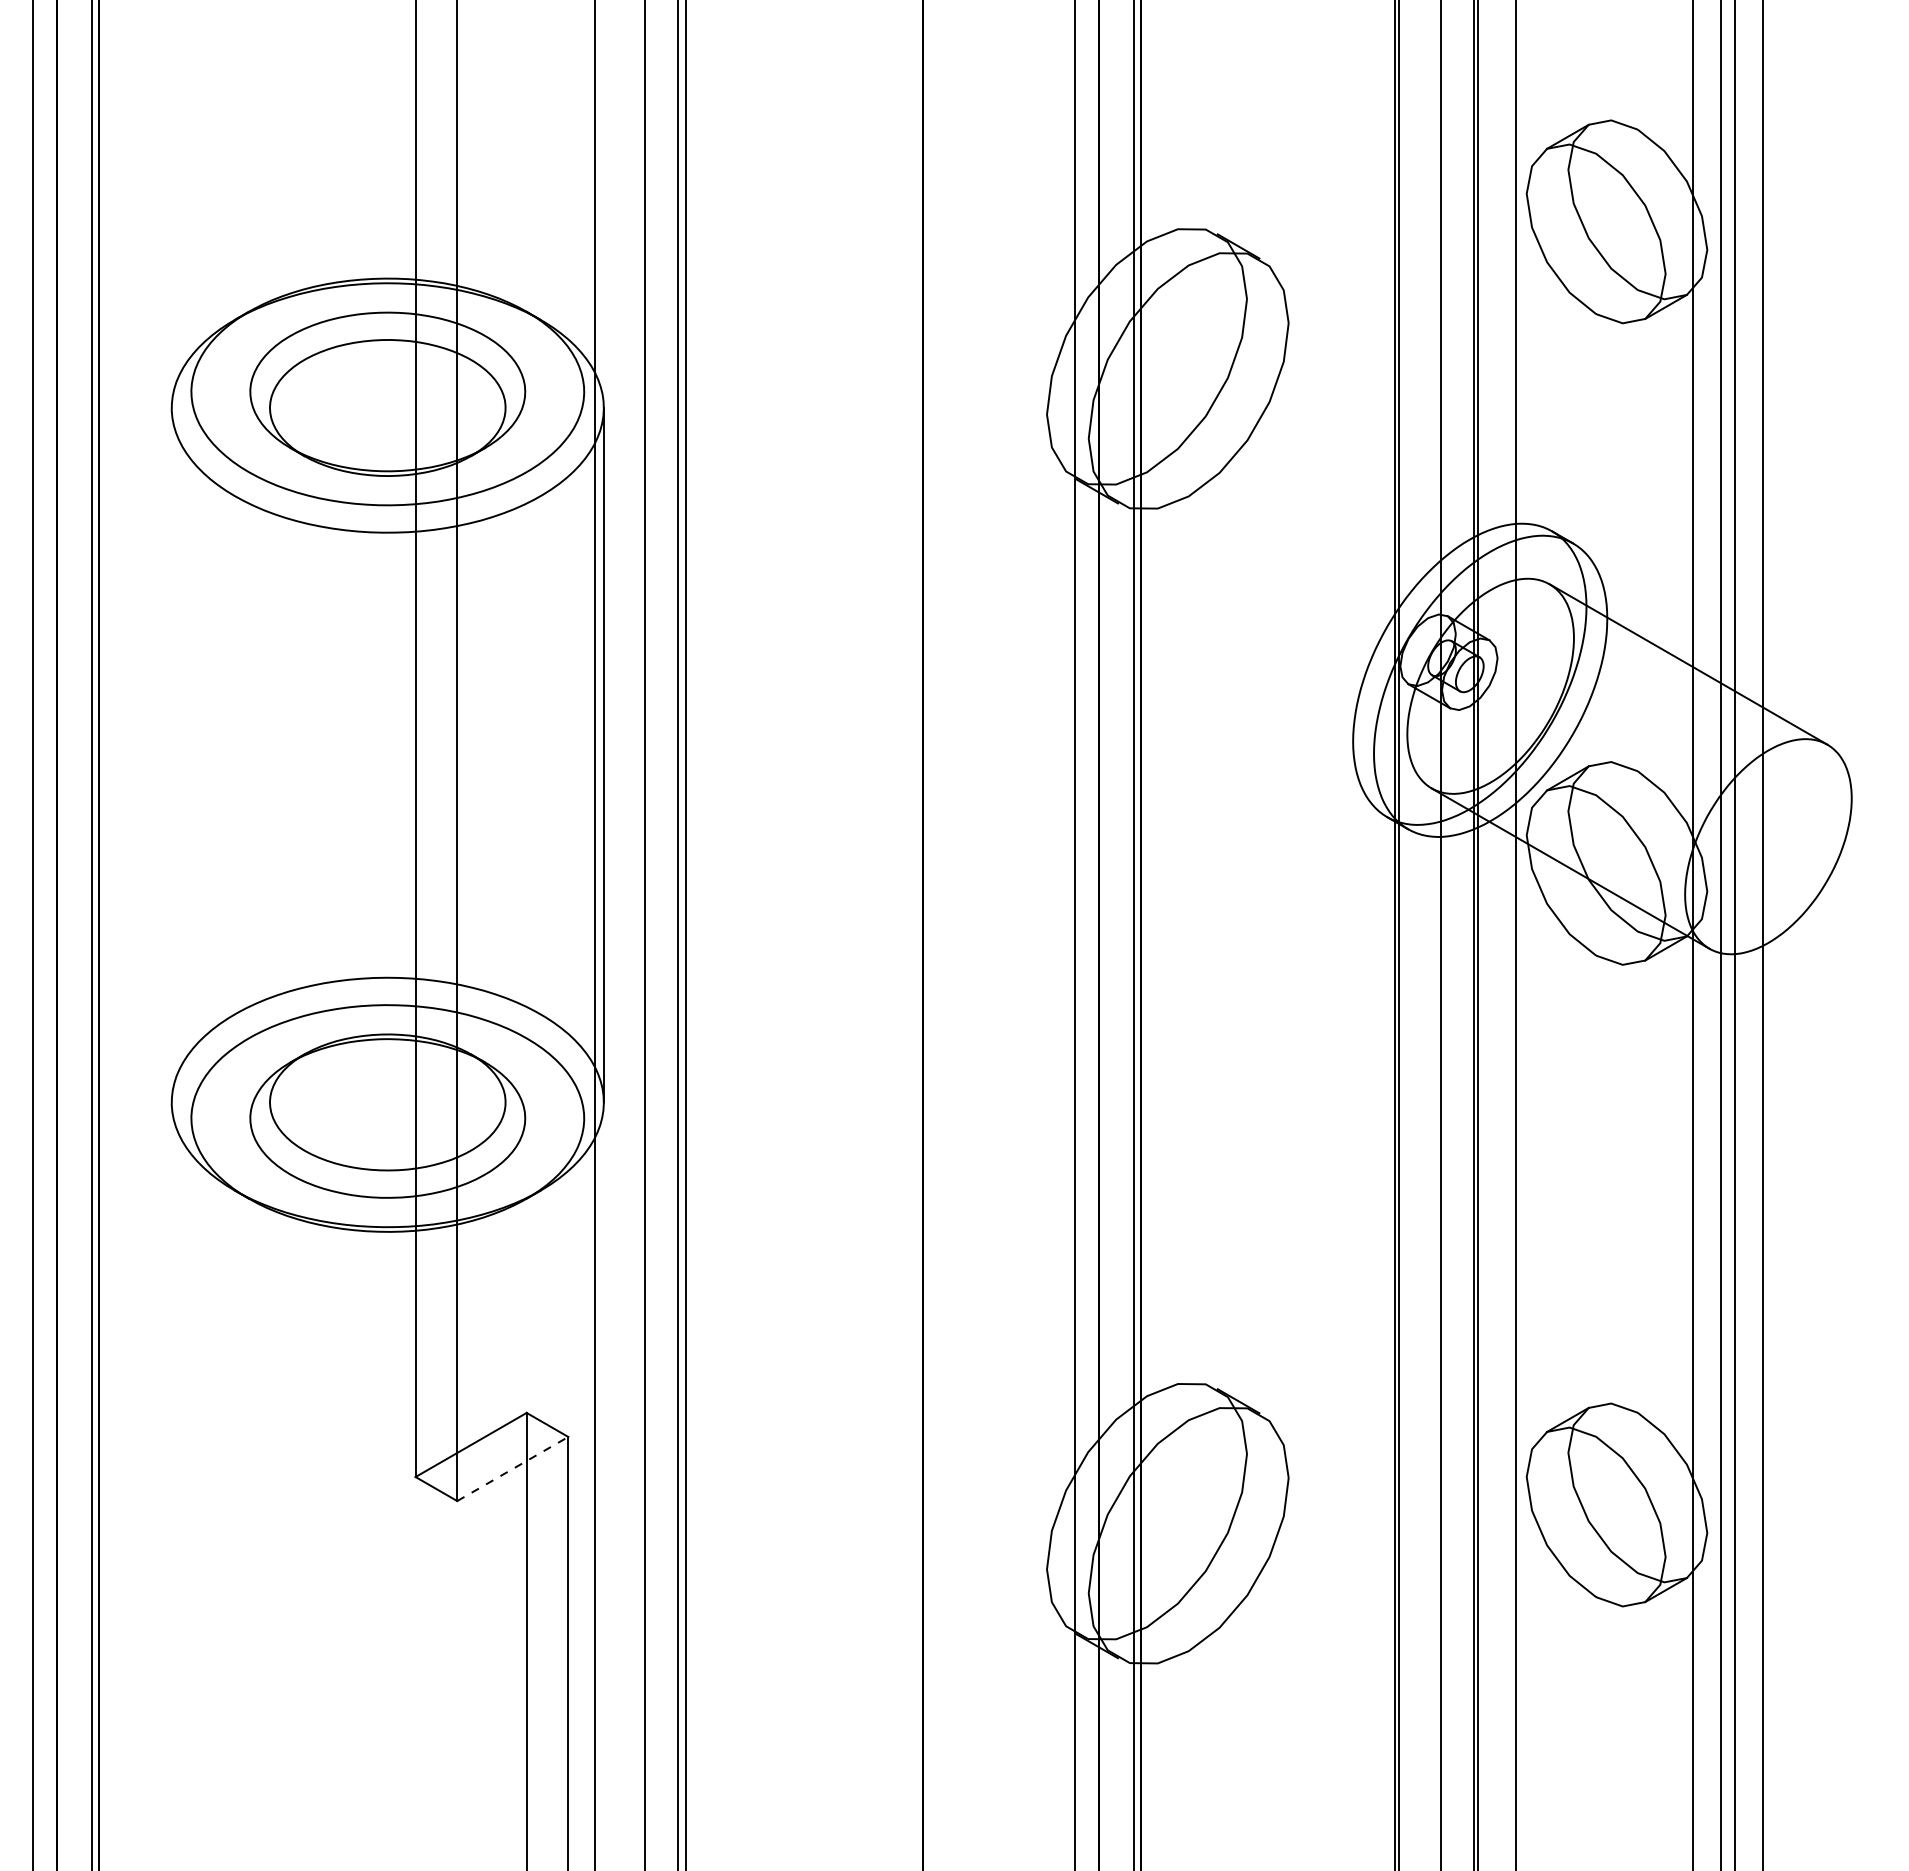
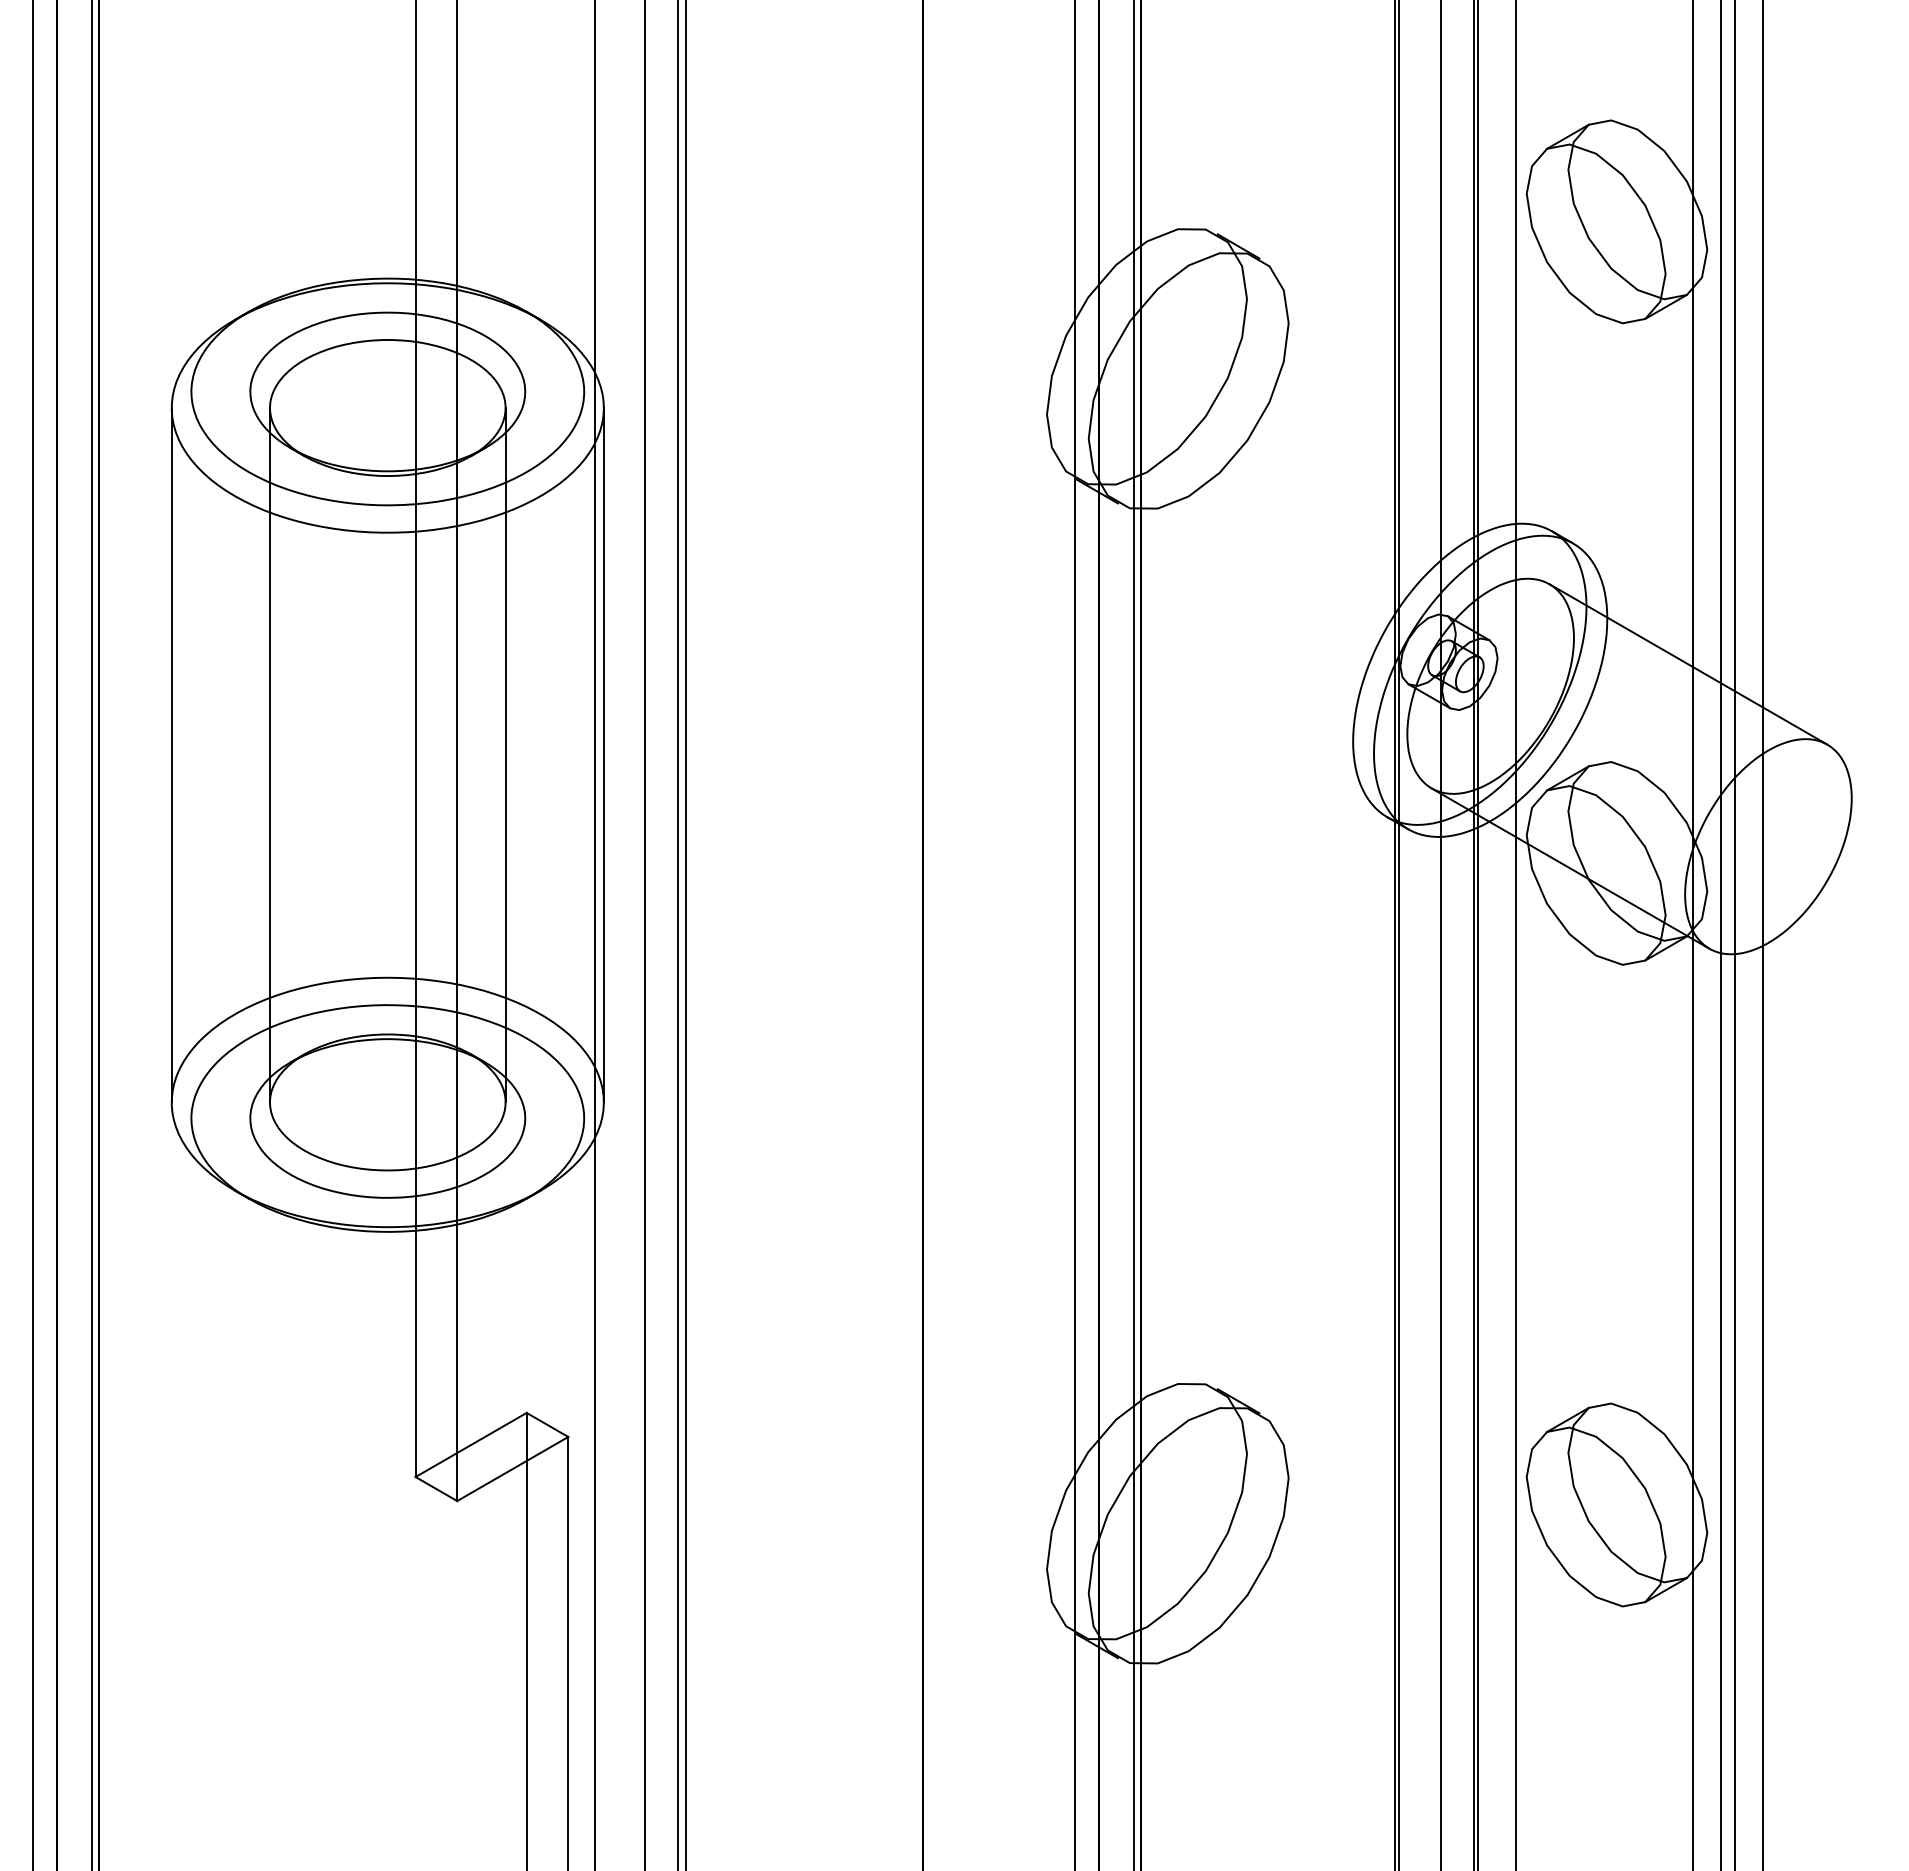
line: none -> present (171, 754)
line: none -> present (269, 754)
line: none -> present (505, 754)
line: dashed -> solid (513, 1468)
